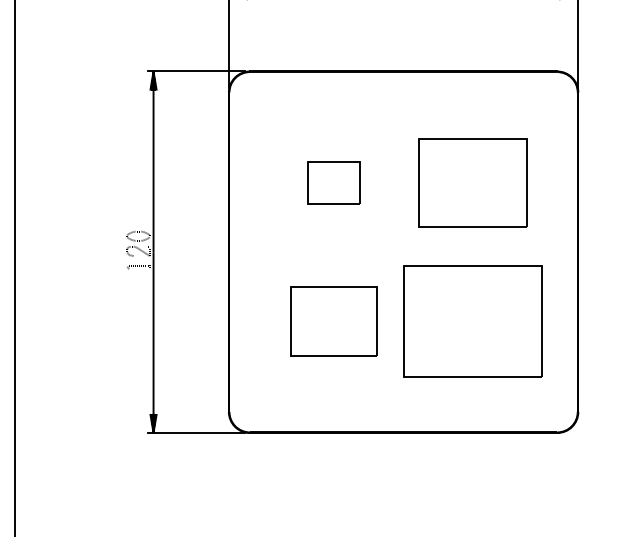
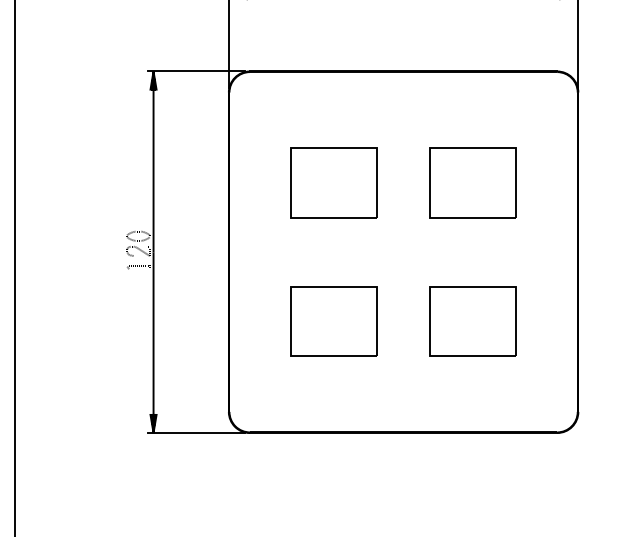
part size: 54x44 px -> 88x72 px (333, 182)
part size: 110x90 px -> 88x72 px (472, 182)
part size: 140x113 px -> 88x71 px (472, 321)
